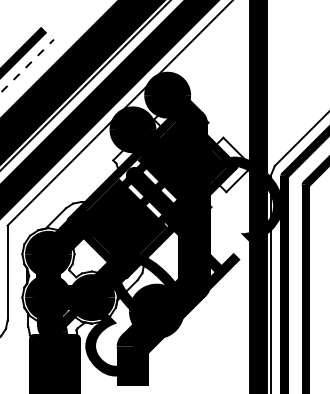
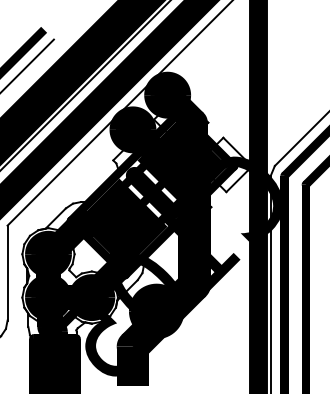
line: dashed -> solid (27, 66)
